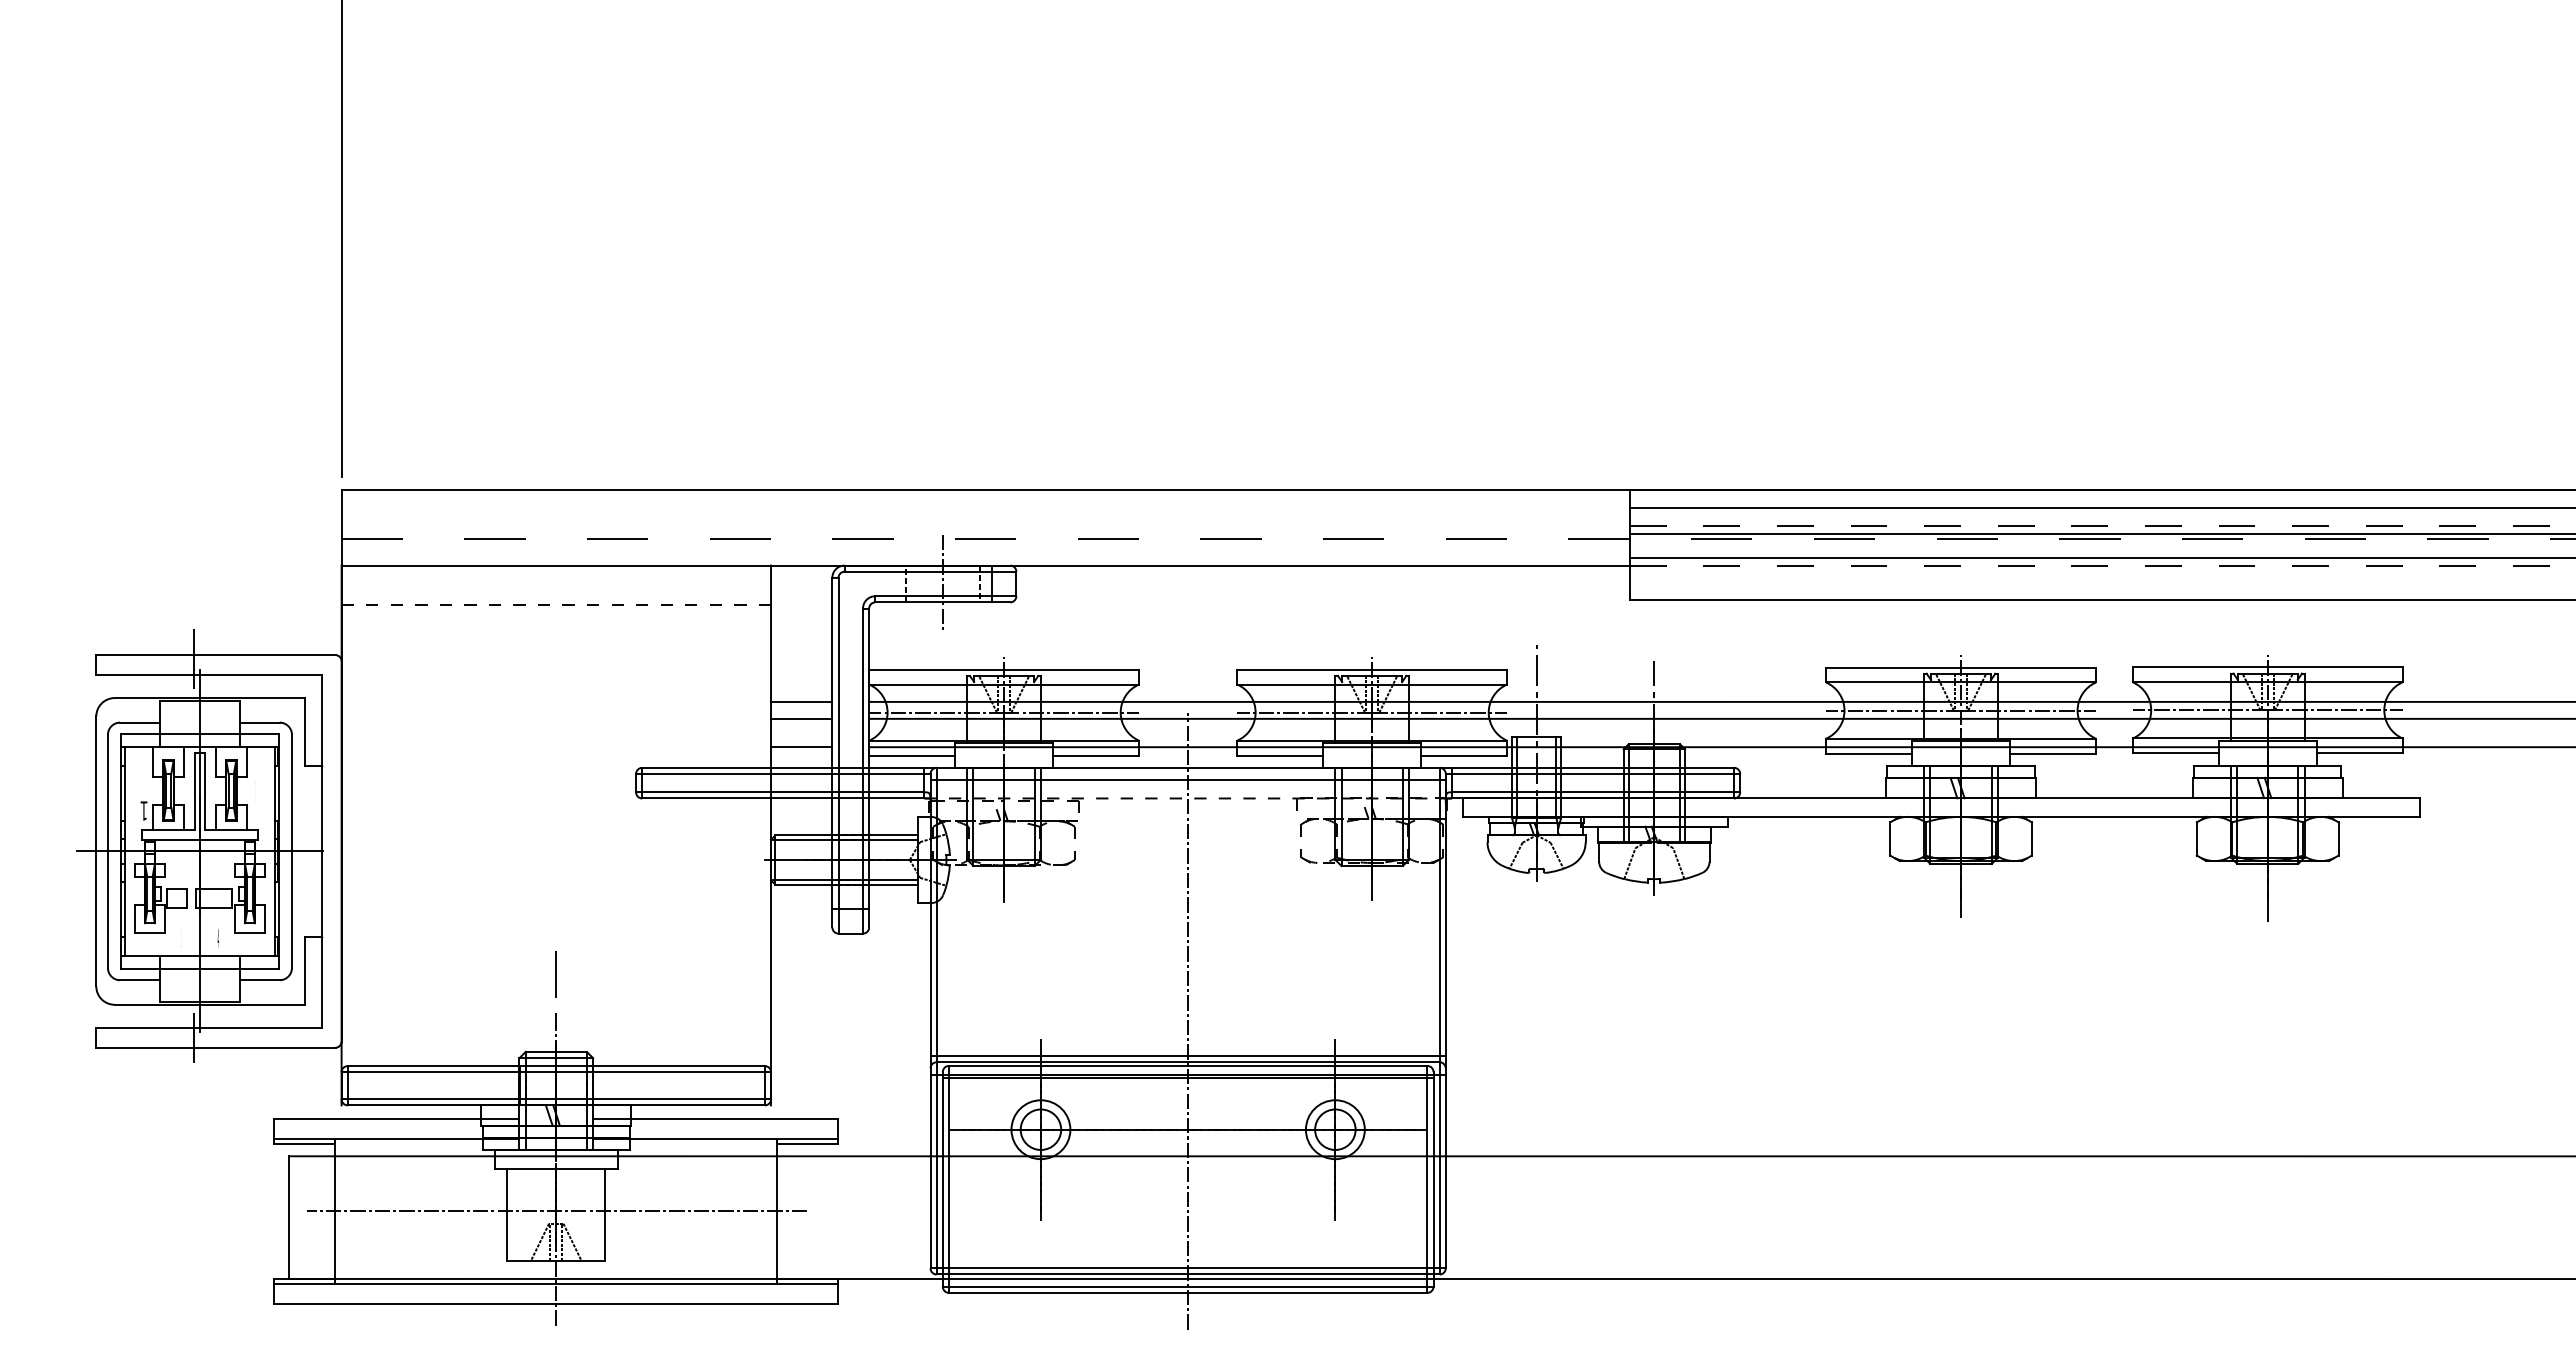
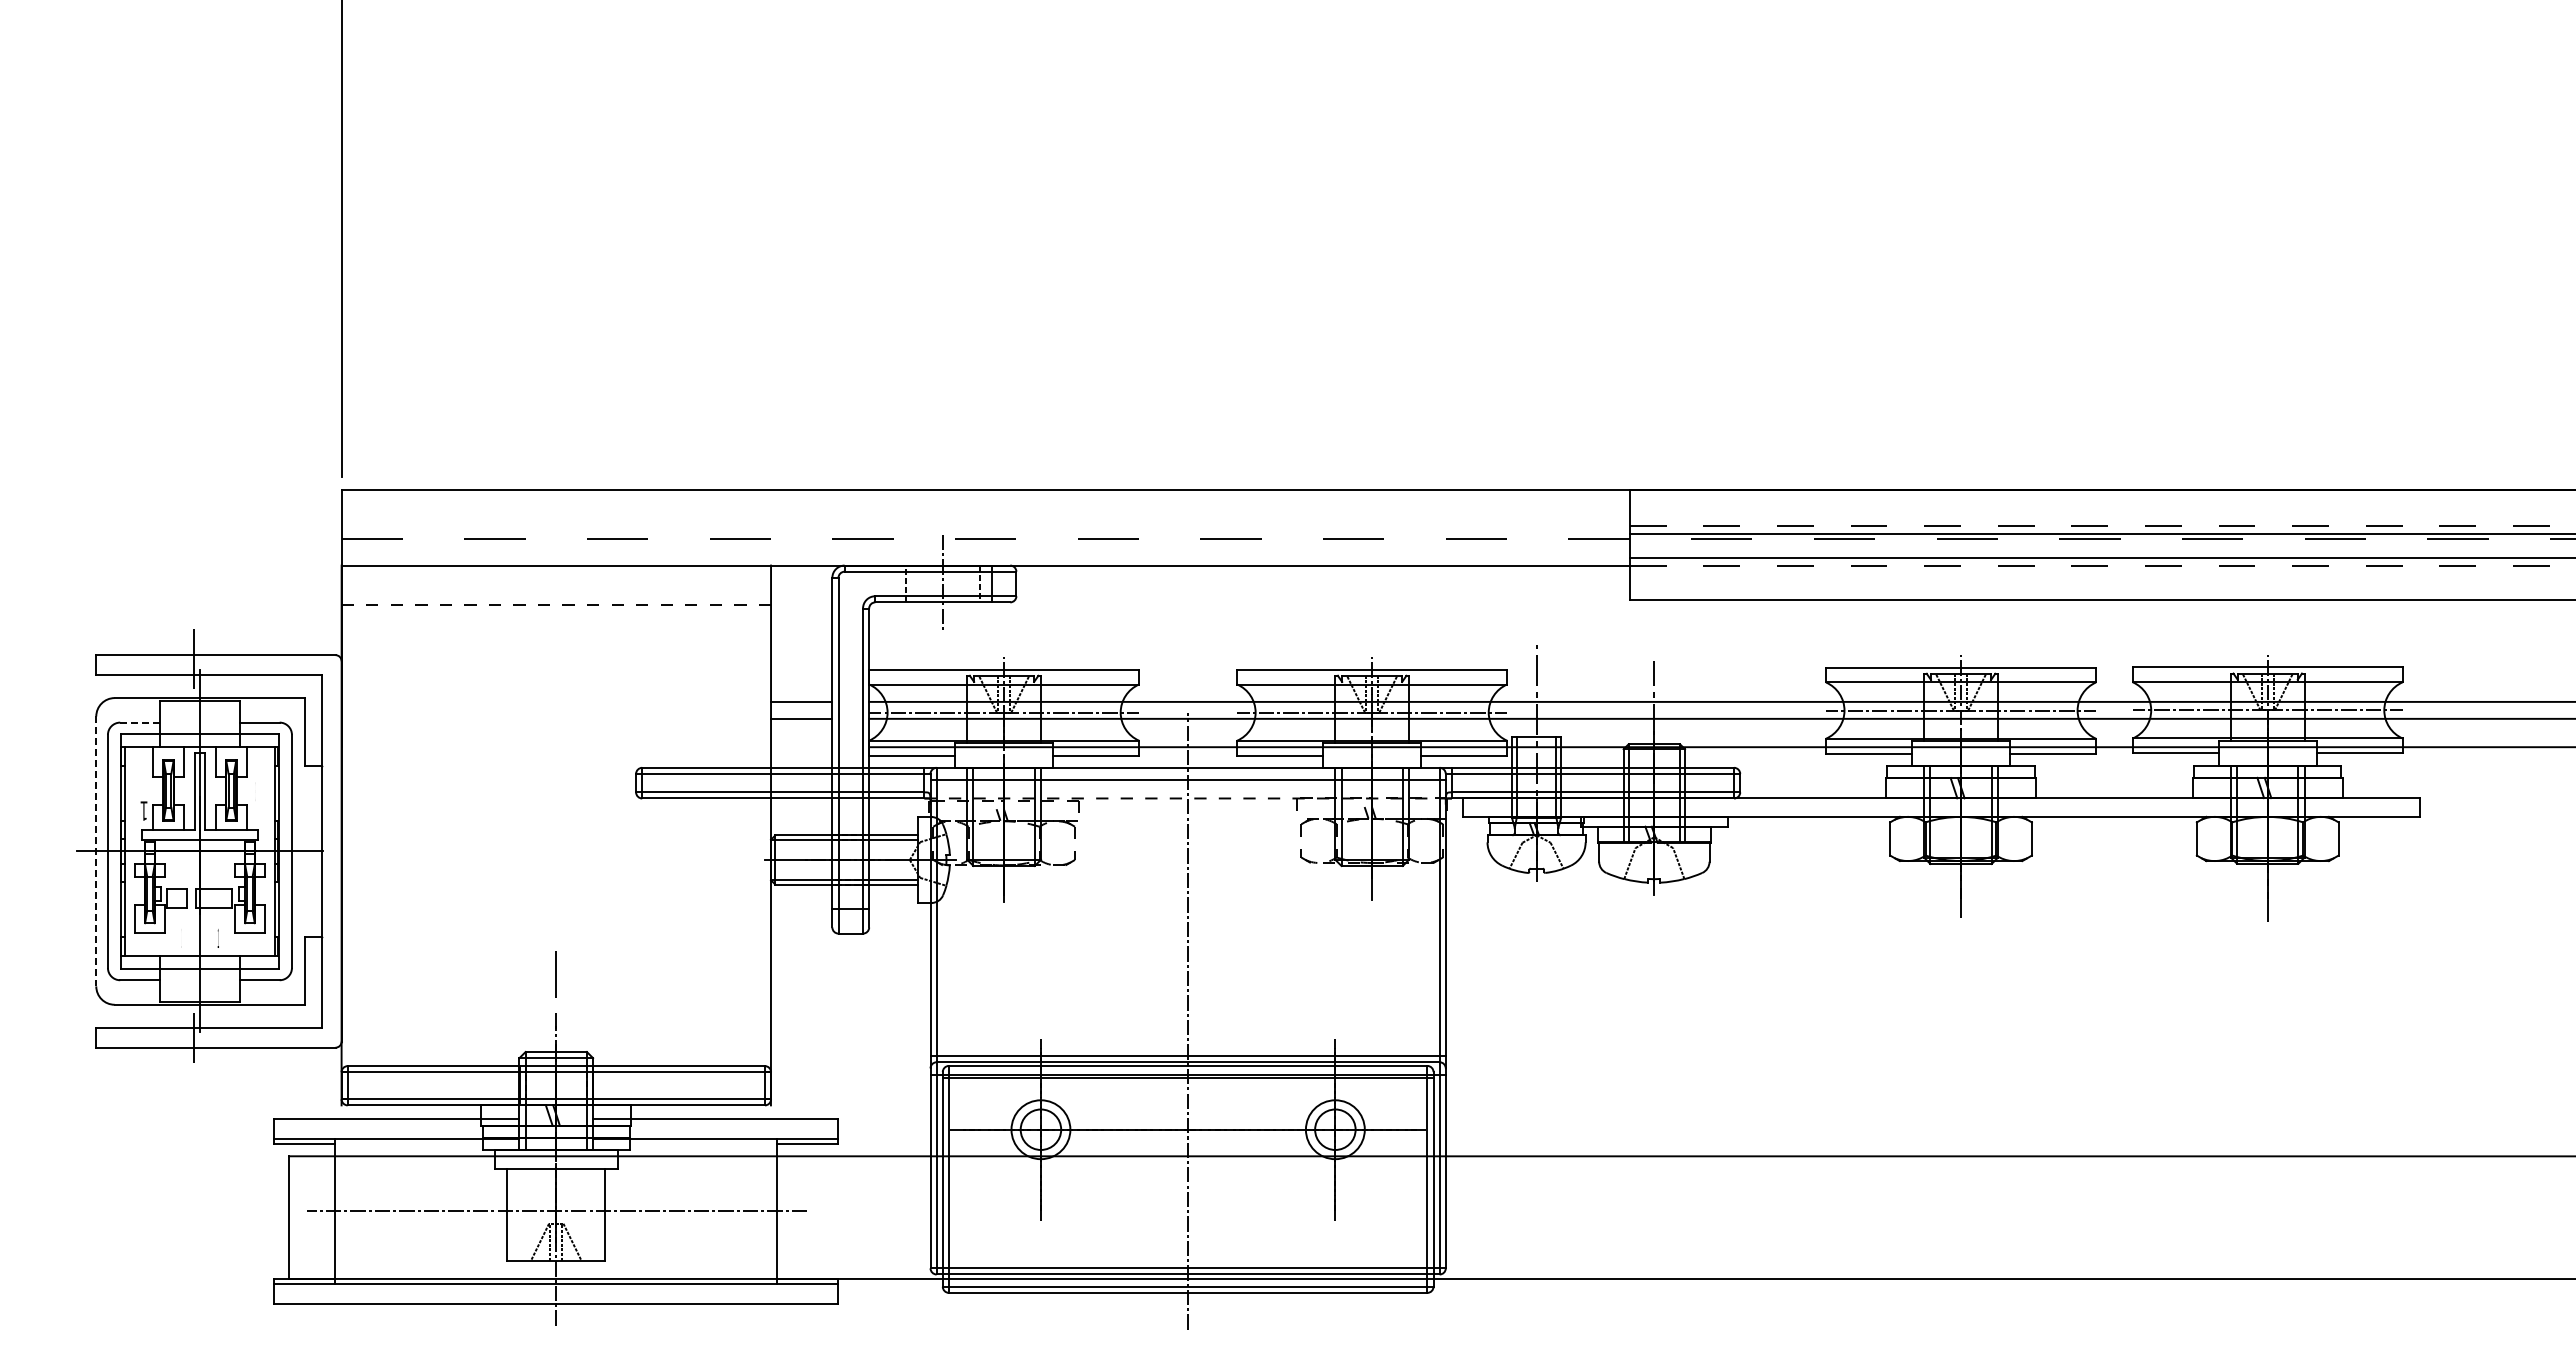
line: present -> none (2100, 507)
line: solid -> dashed (140, 722)
line: present -> none (801, 747)
line: solid -> dashed (96, 851)
text: ４ -> １ (218, 938)
